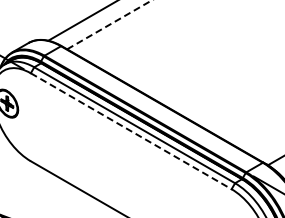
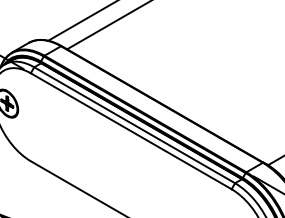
line: dashed -> solid (109, 24)
line: dashed -> solid (131, 131)
